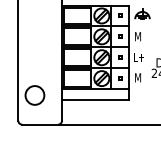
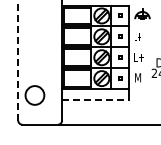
text: M -> L+ (137, 36)
line: solid -> dashed (18, 60)
line: solid -> dashed (95, 99)
